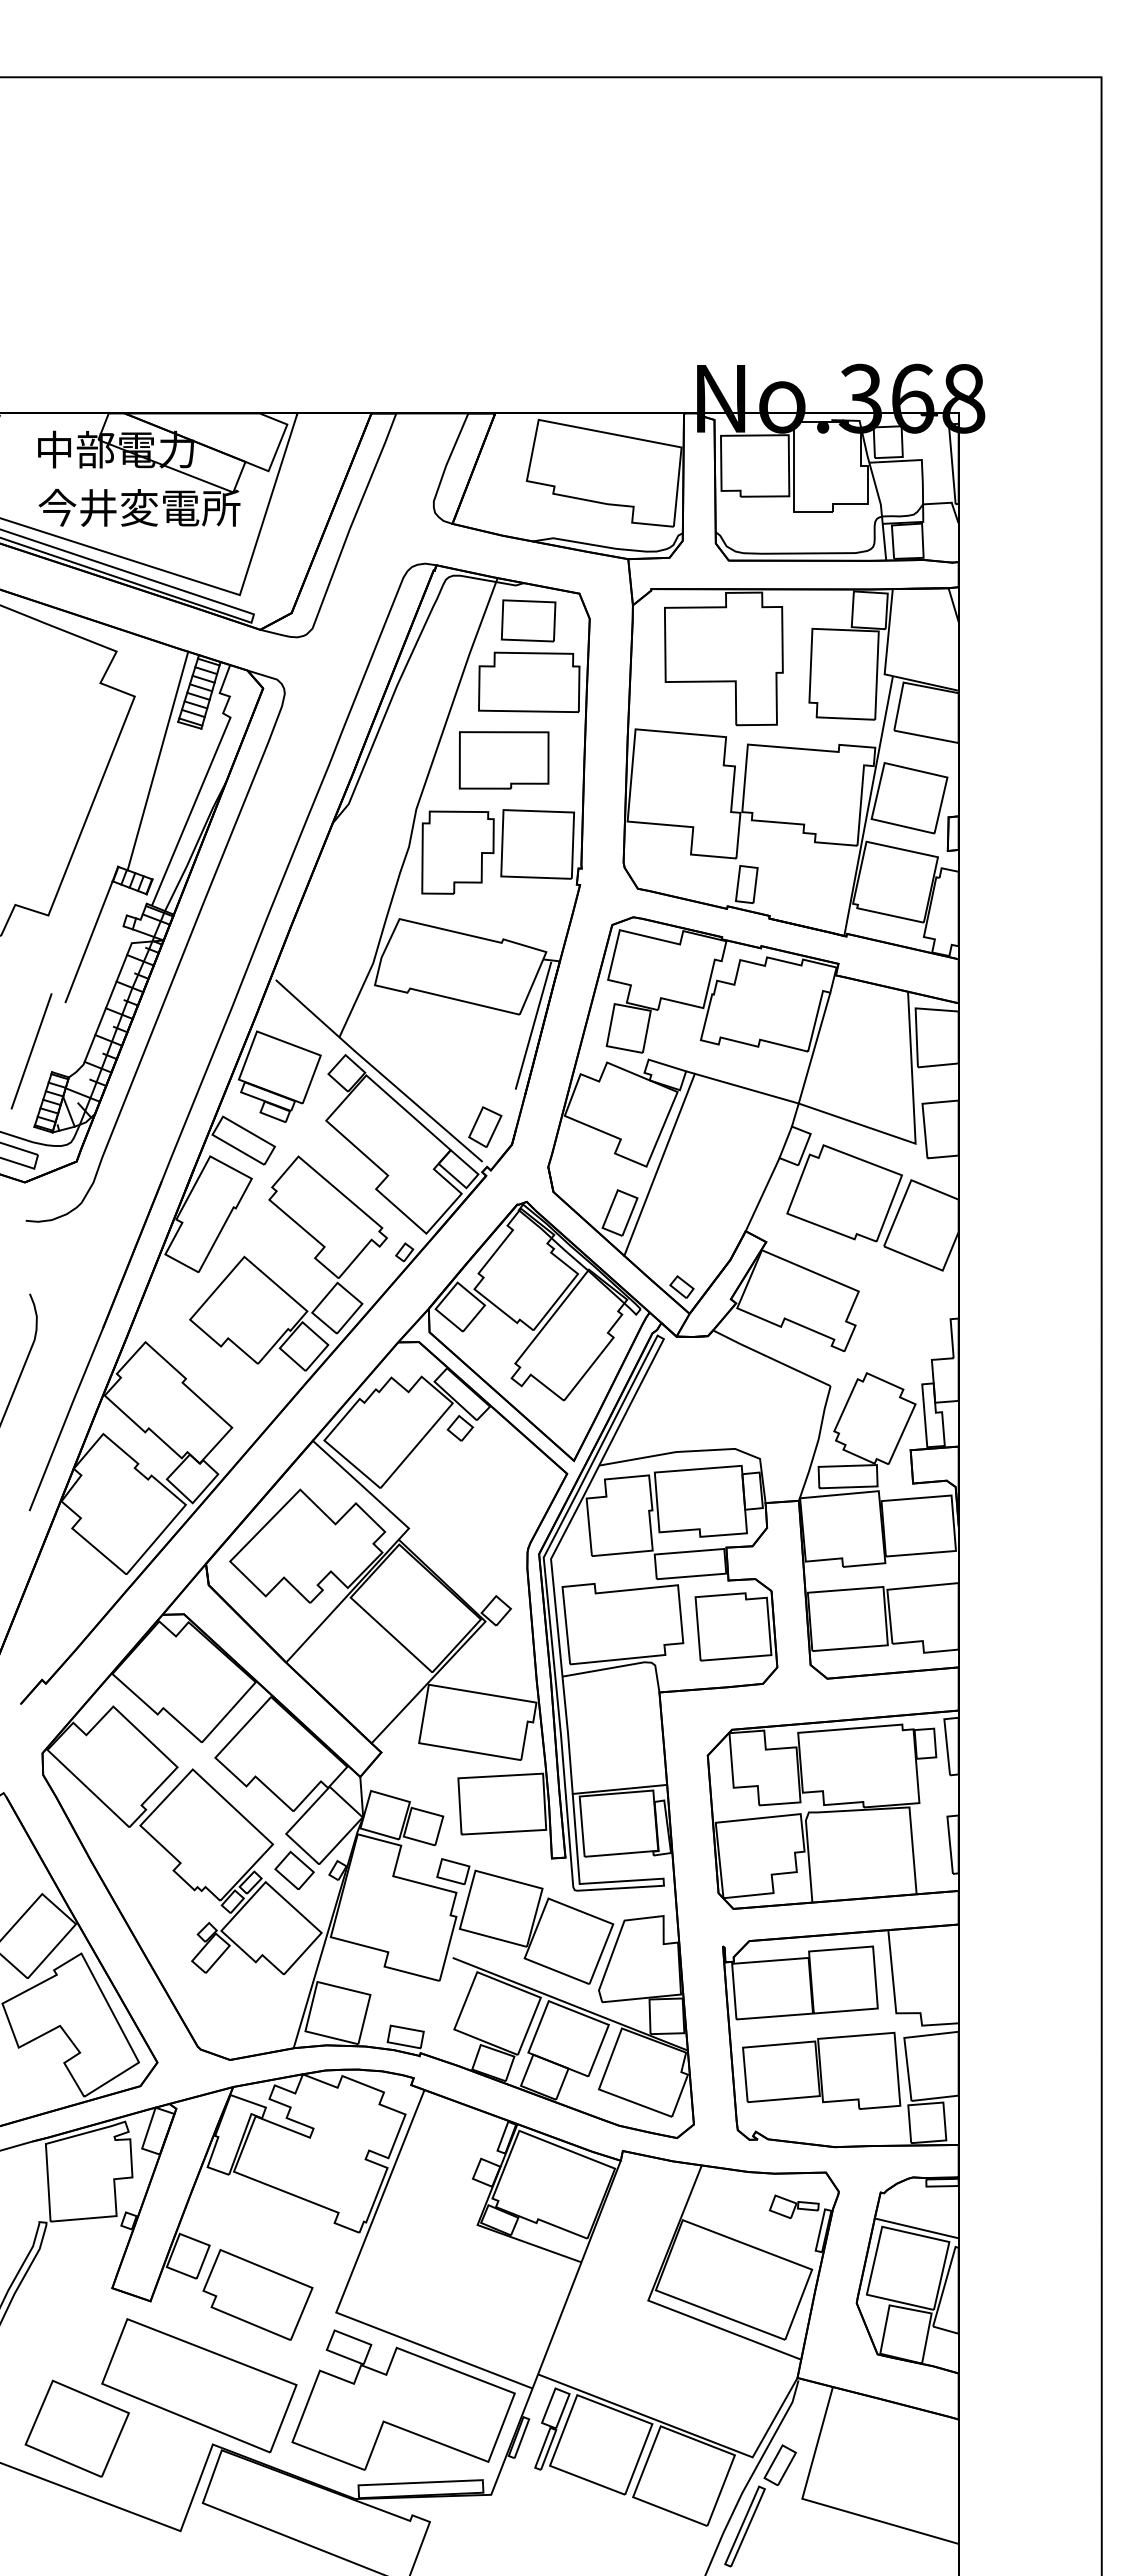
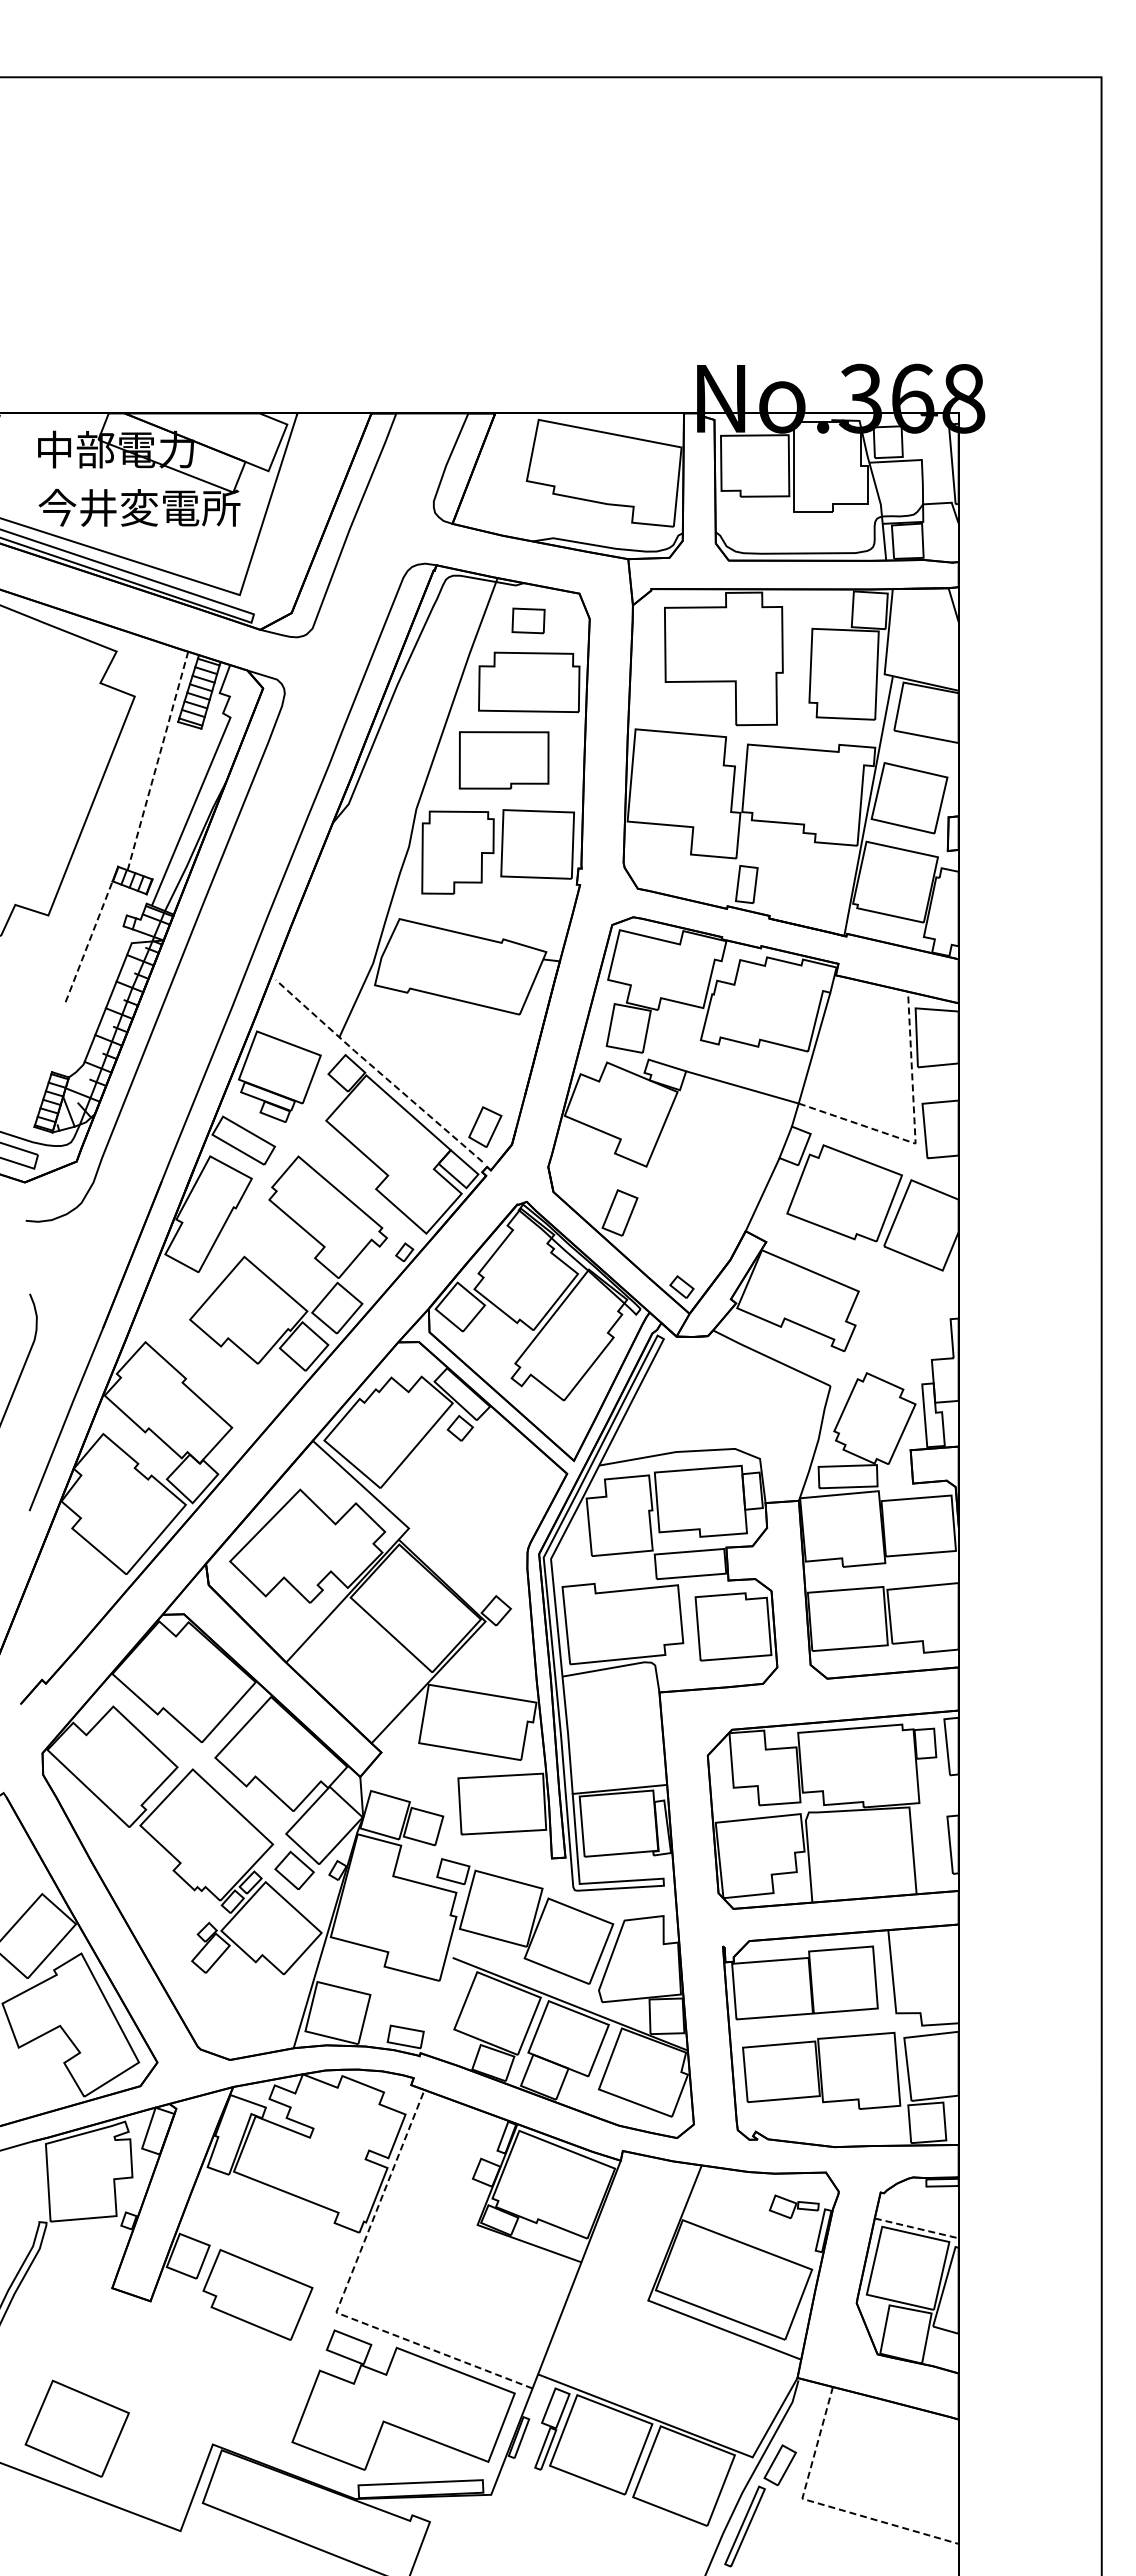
part size: 57x44 px -> 35x28 px (528, 620)
line: solid -> dashed (158, 760)
line: solid -> dashed (89, 941)
line: present -> none (533, 1025)
line: present -> none (31, 1051)
line: solid -> dashed (377, 1070)
line: solid -> dashed (914, 1129)
line: present -> none (659, 1164)
line: solid -> dashed (917, 2228)
line: solid -> dashed (341, 2299)
part: present -> none (199, 2385)
line: solid -> dashed (824, 2505)
